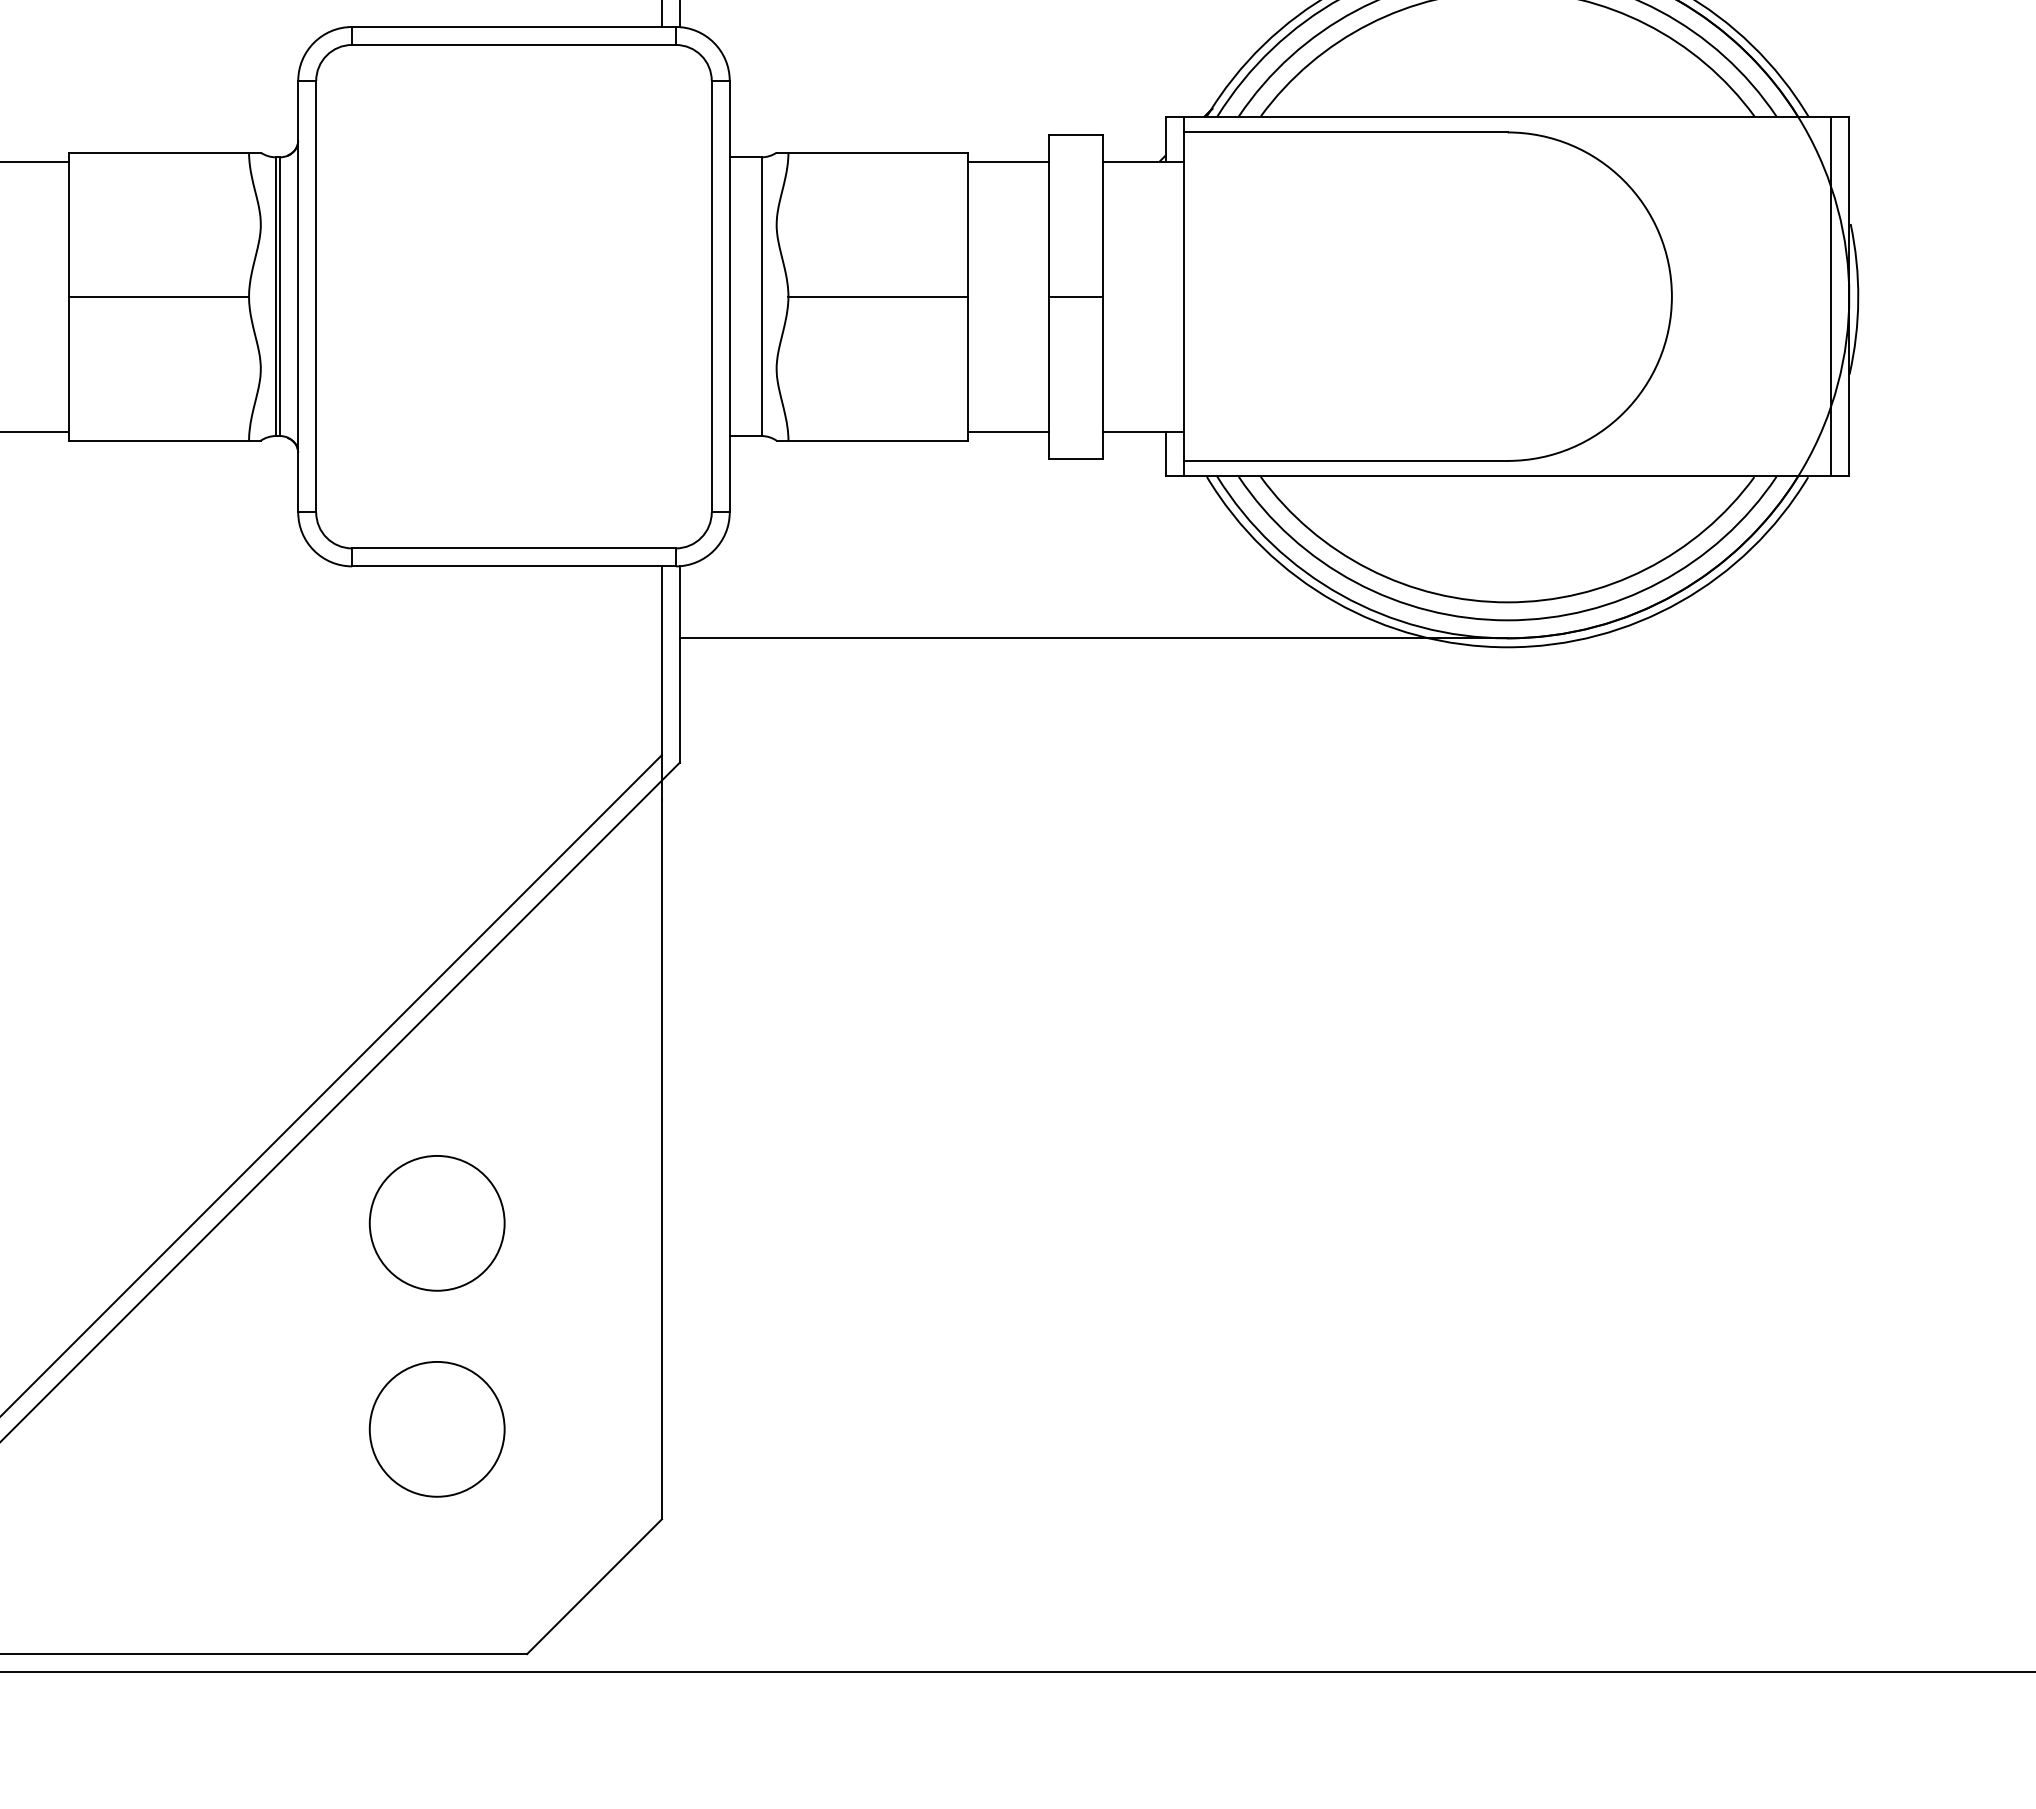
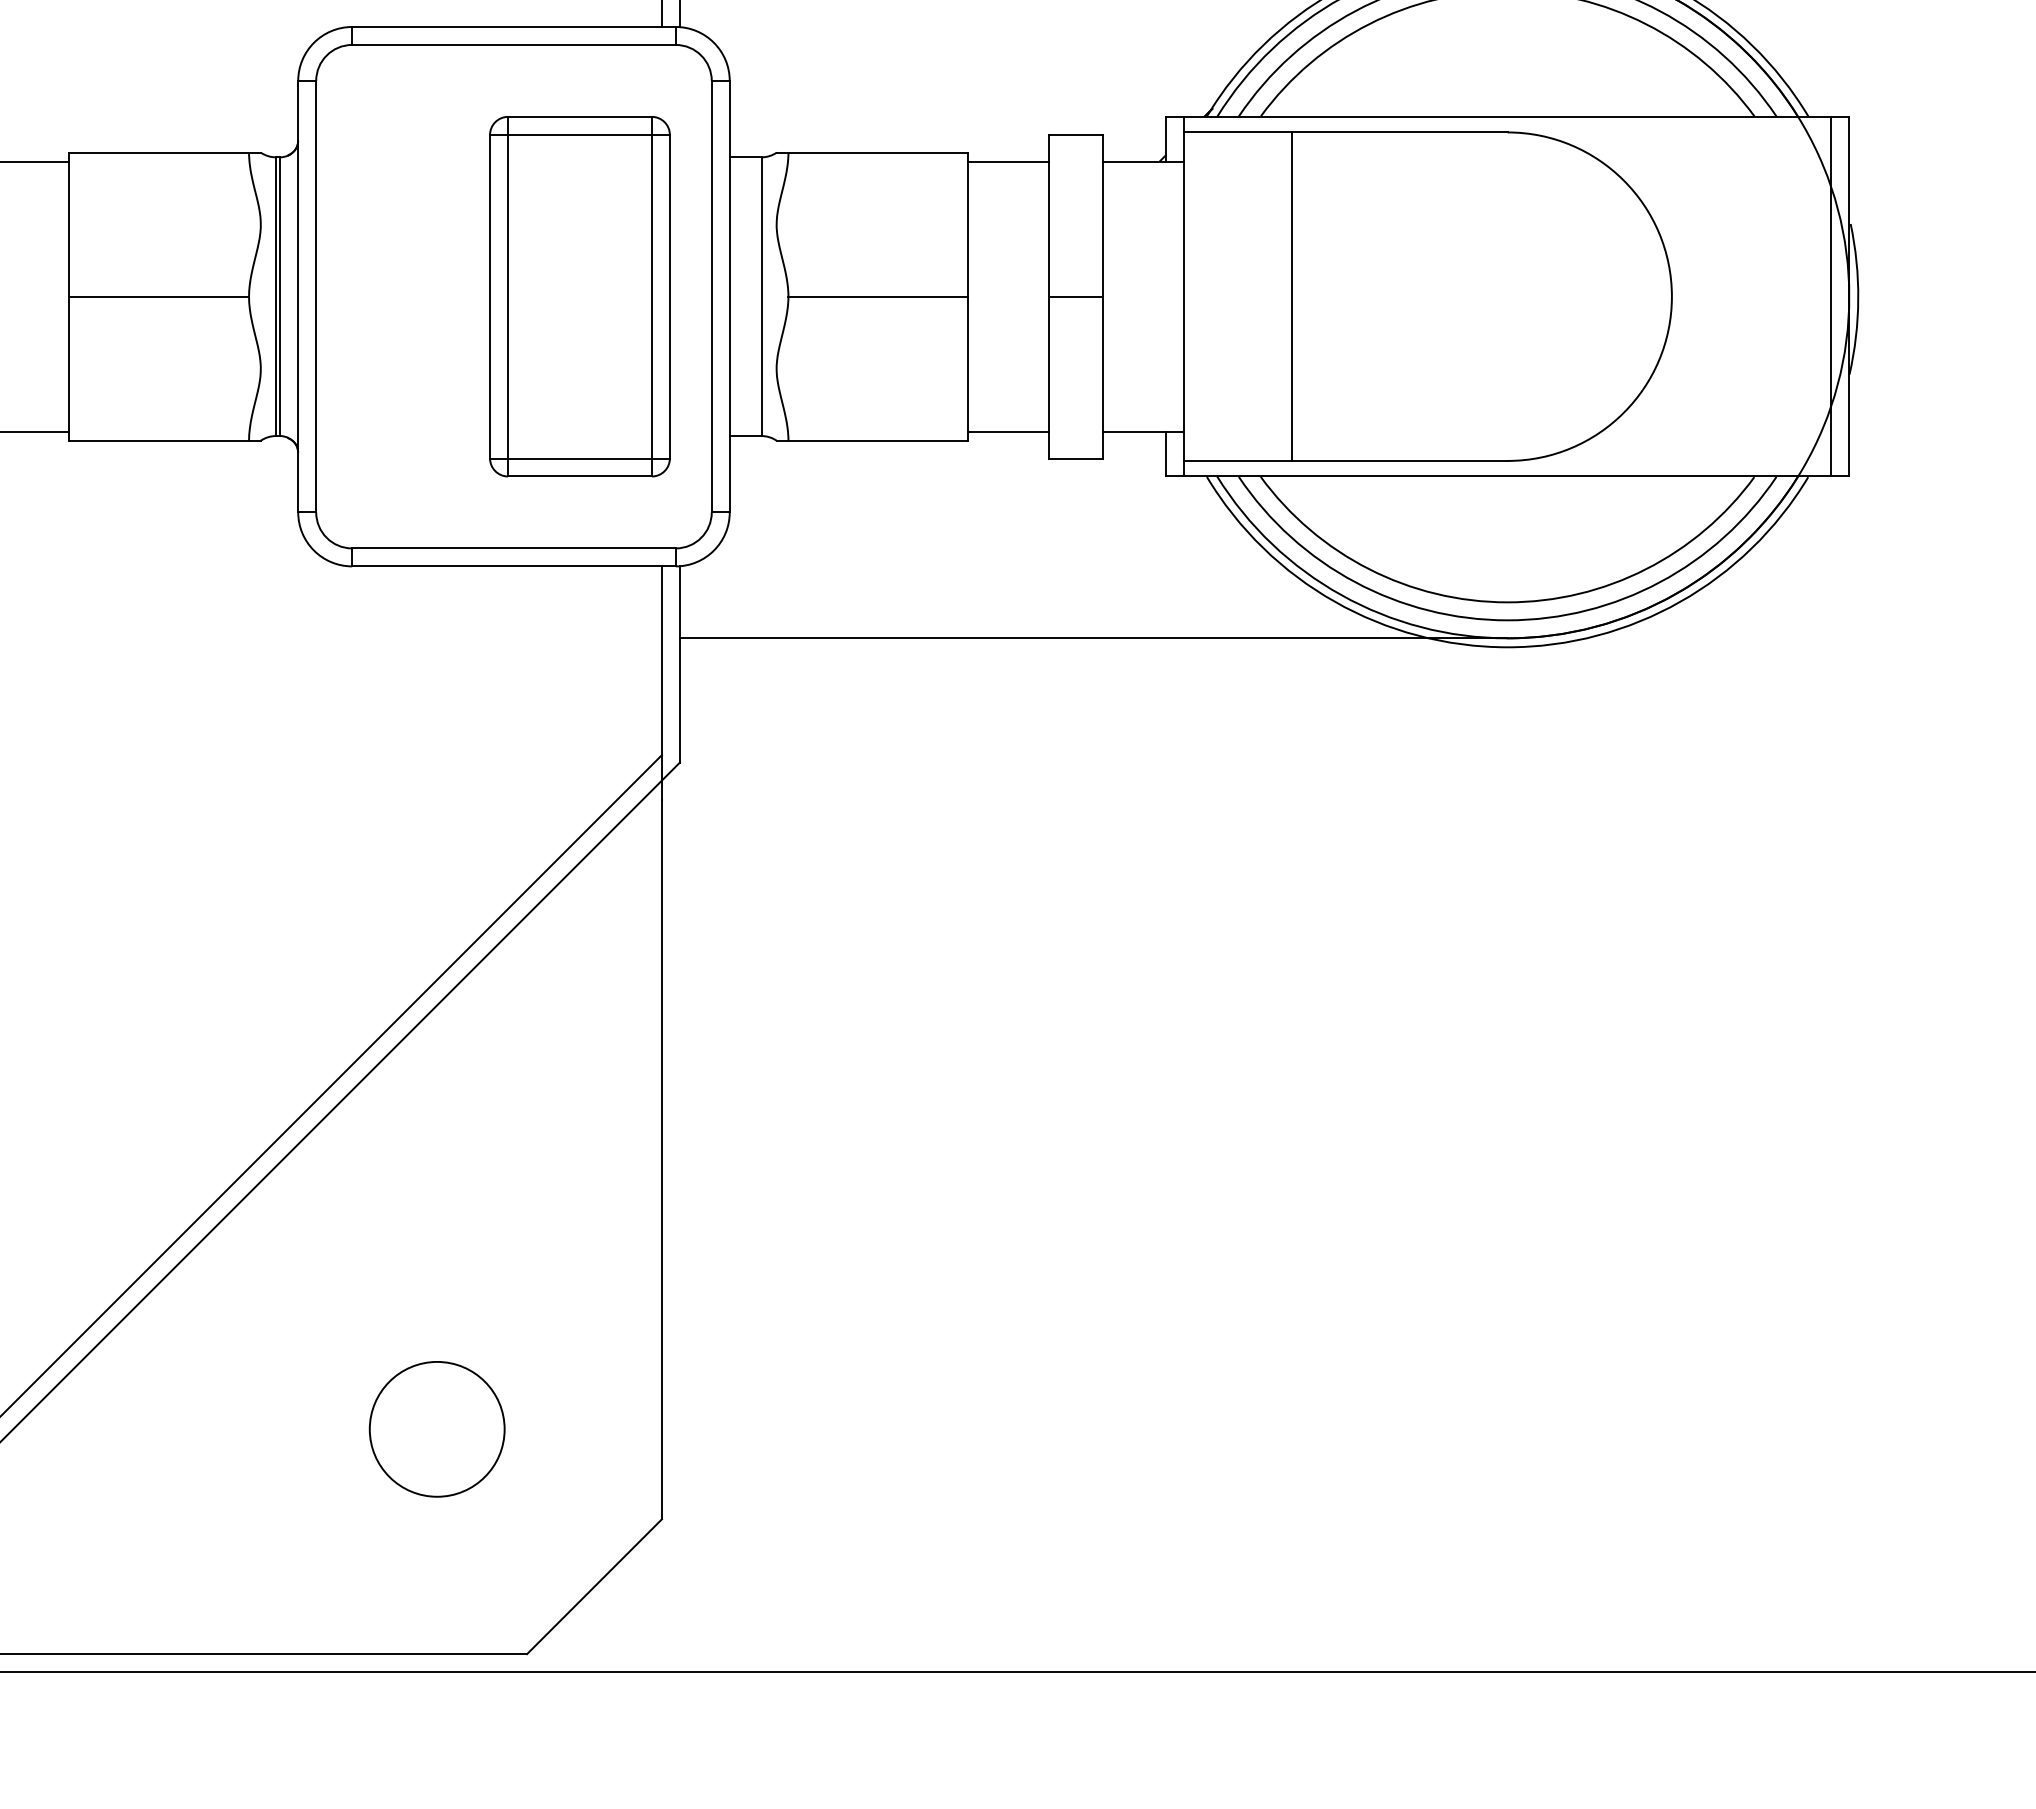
part: none -> present (579, 296)
line: none -> present (1291, 296)
circle: present -> none (436, 1223)
